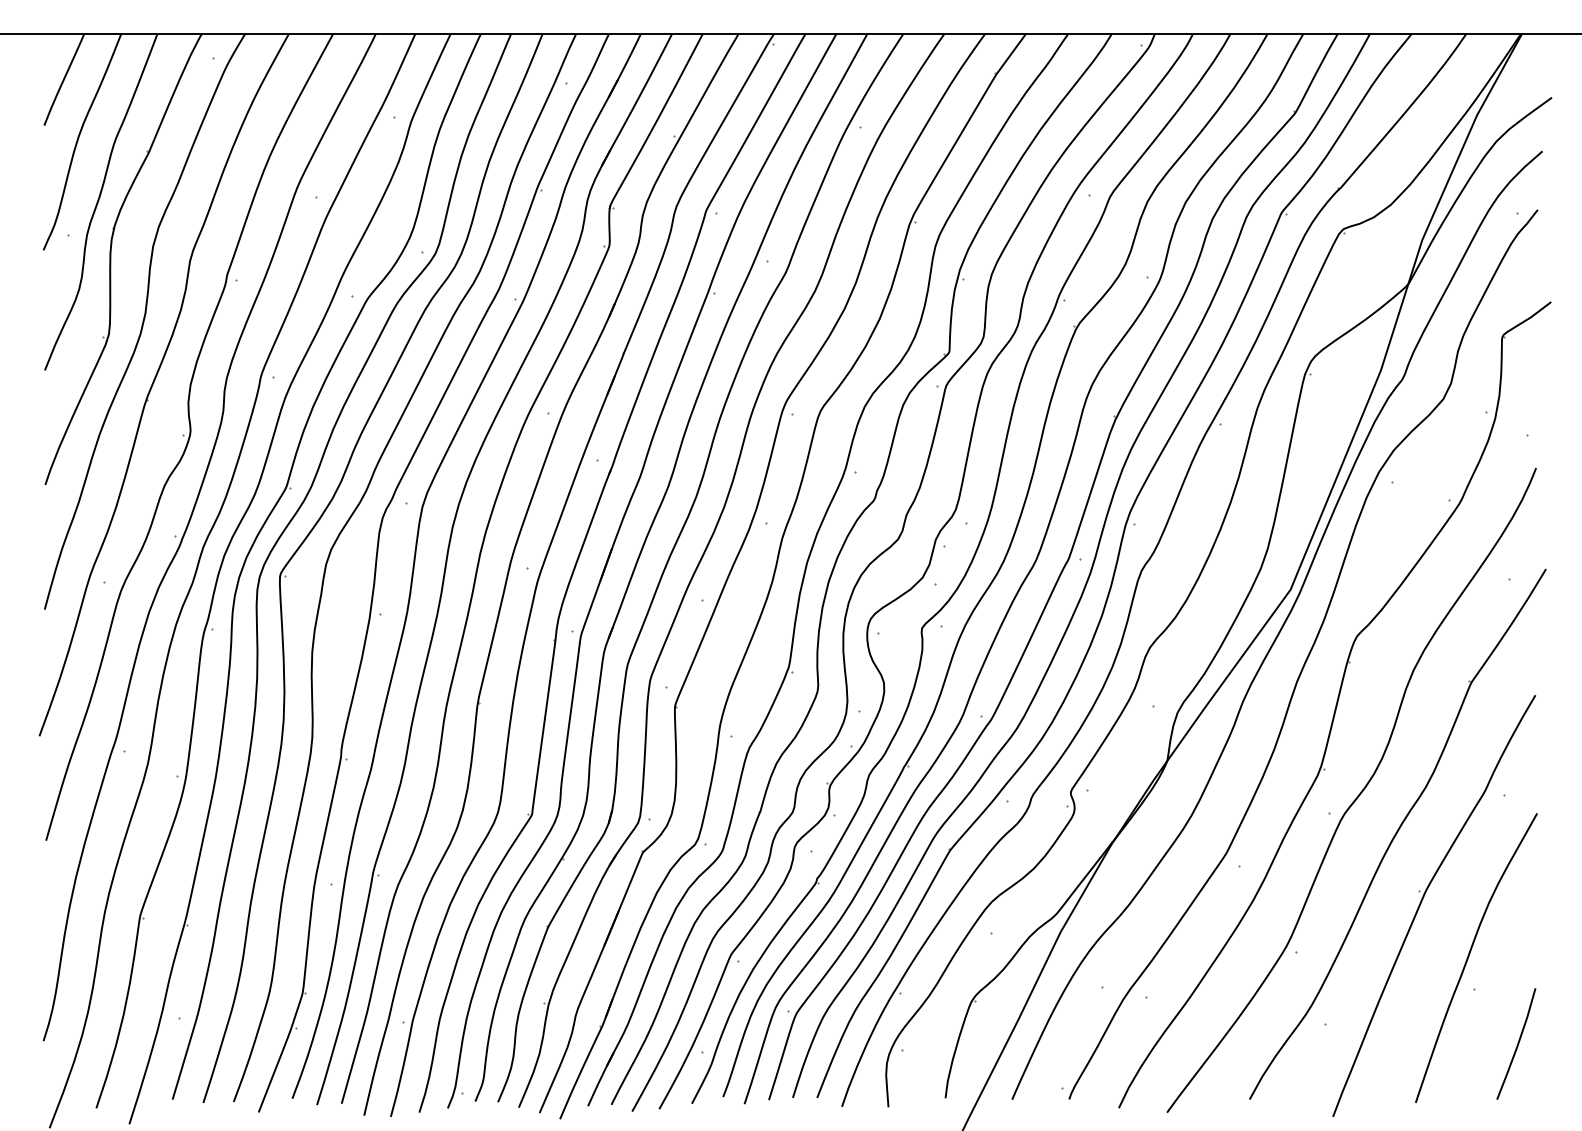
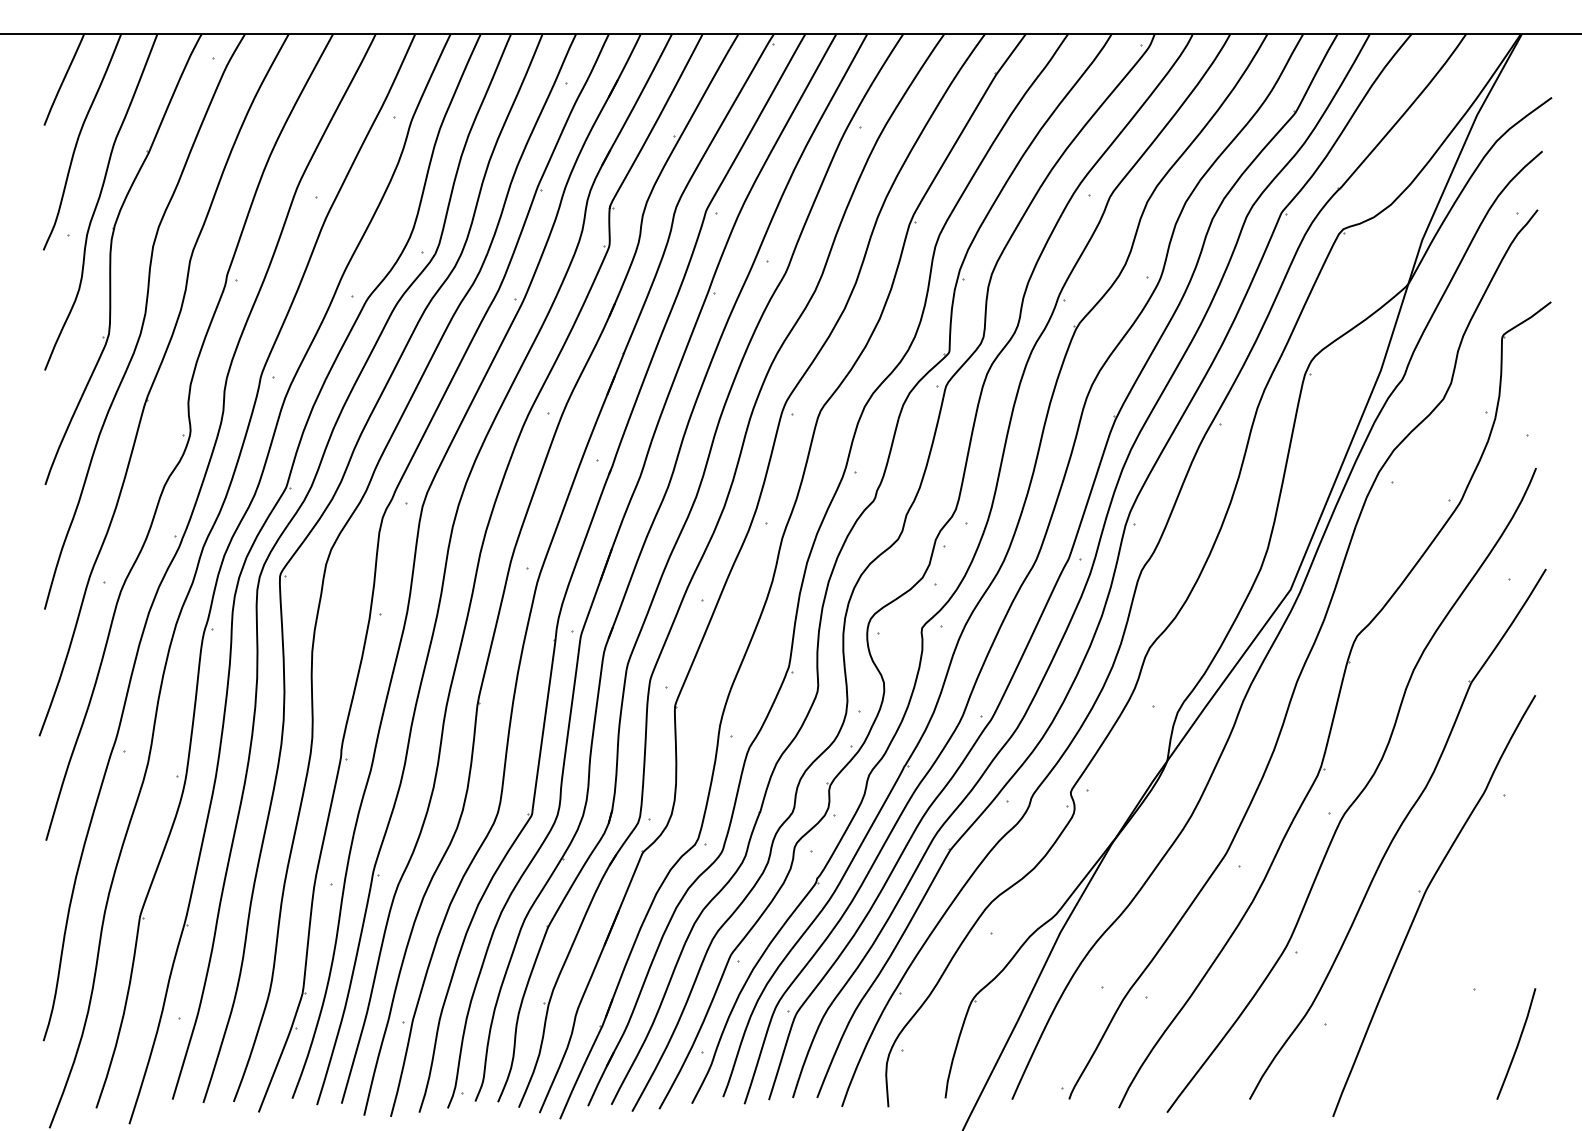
curve: present -> none (1469, 956)
